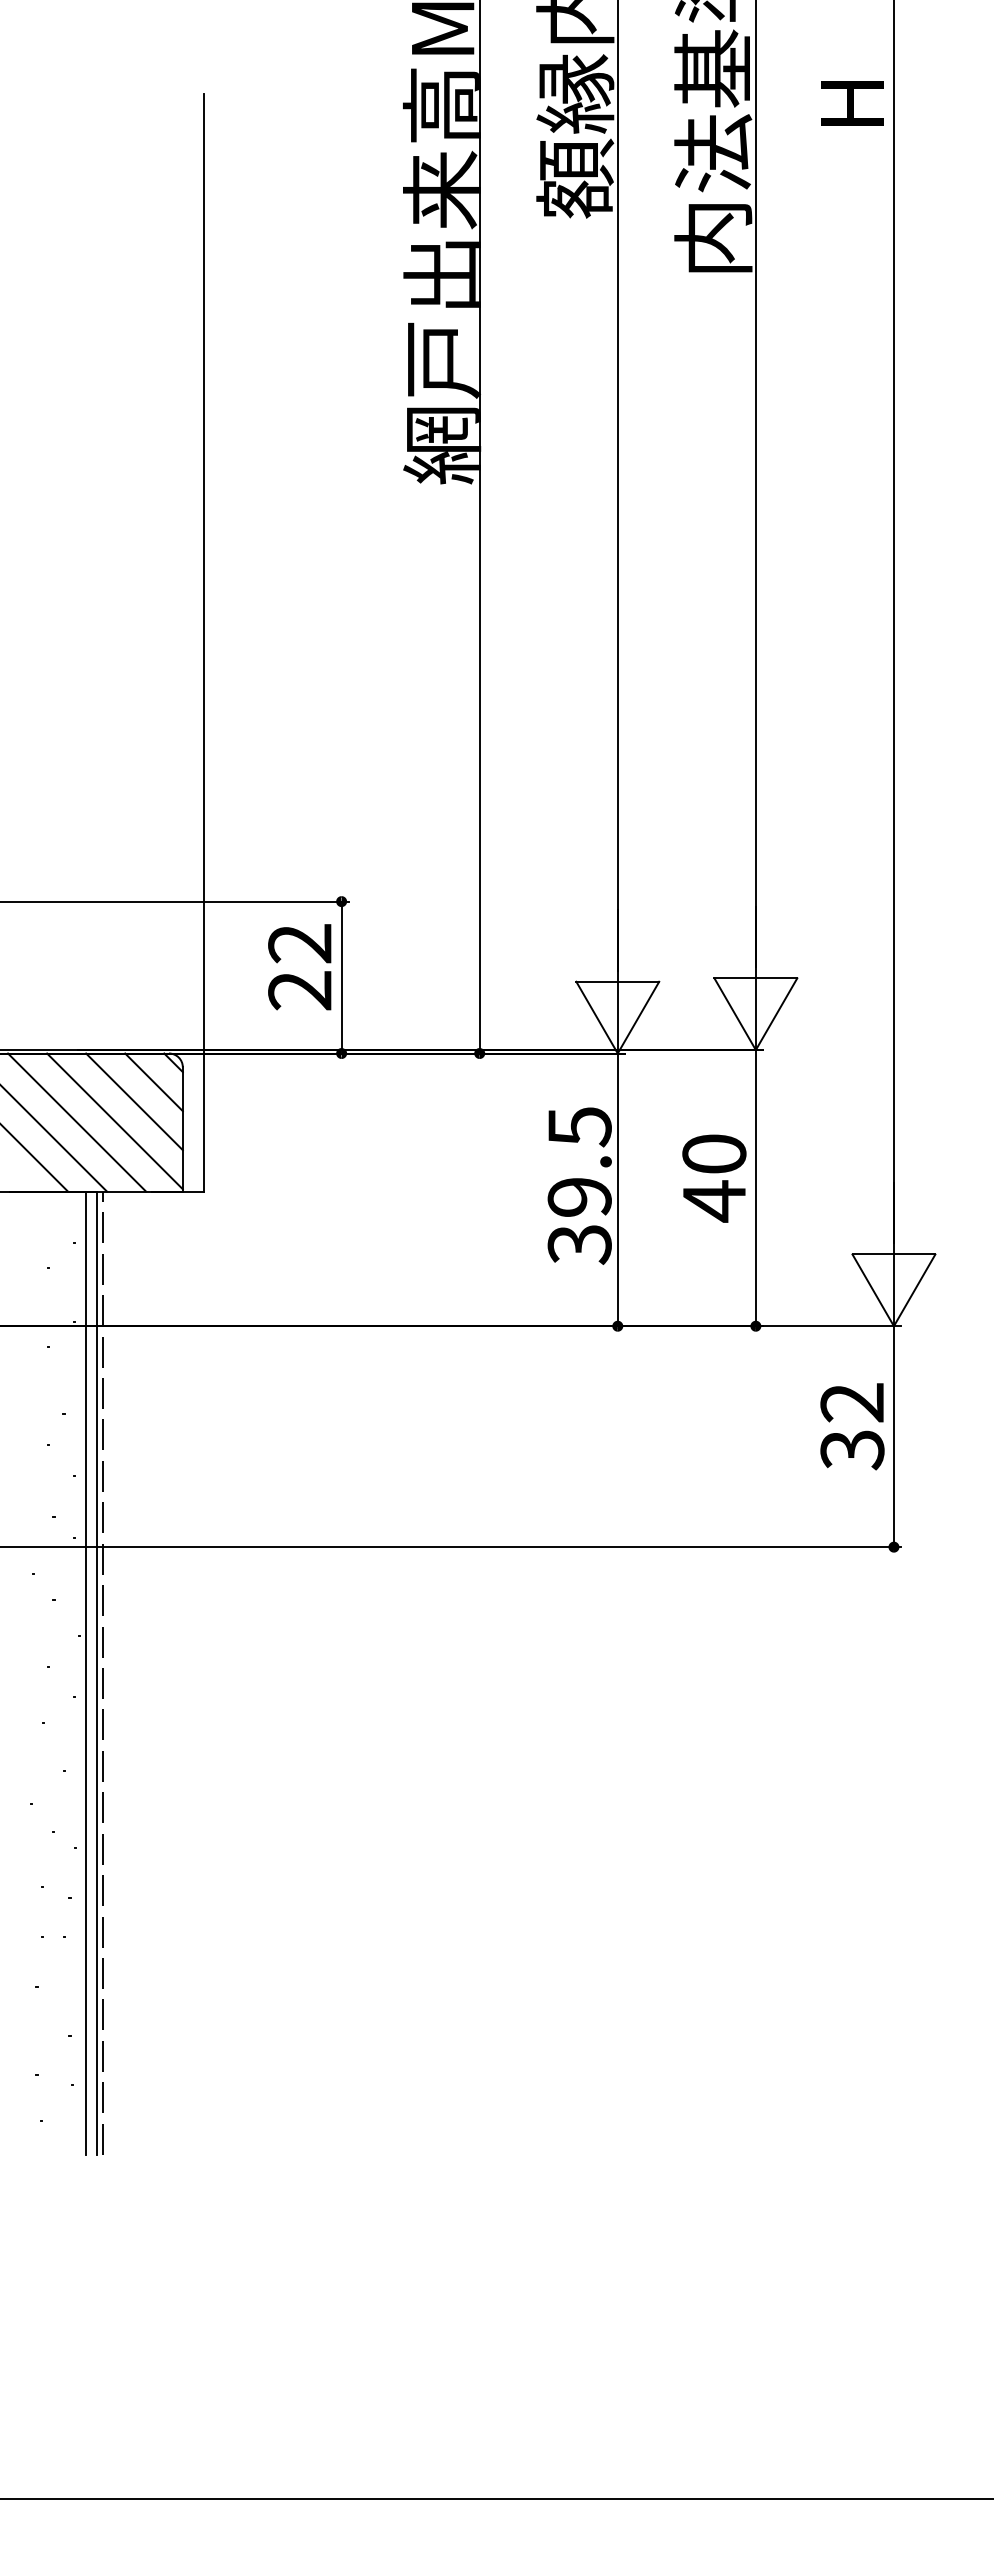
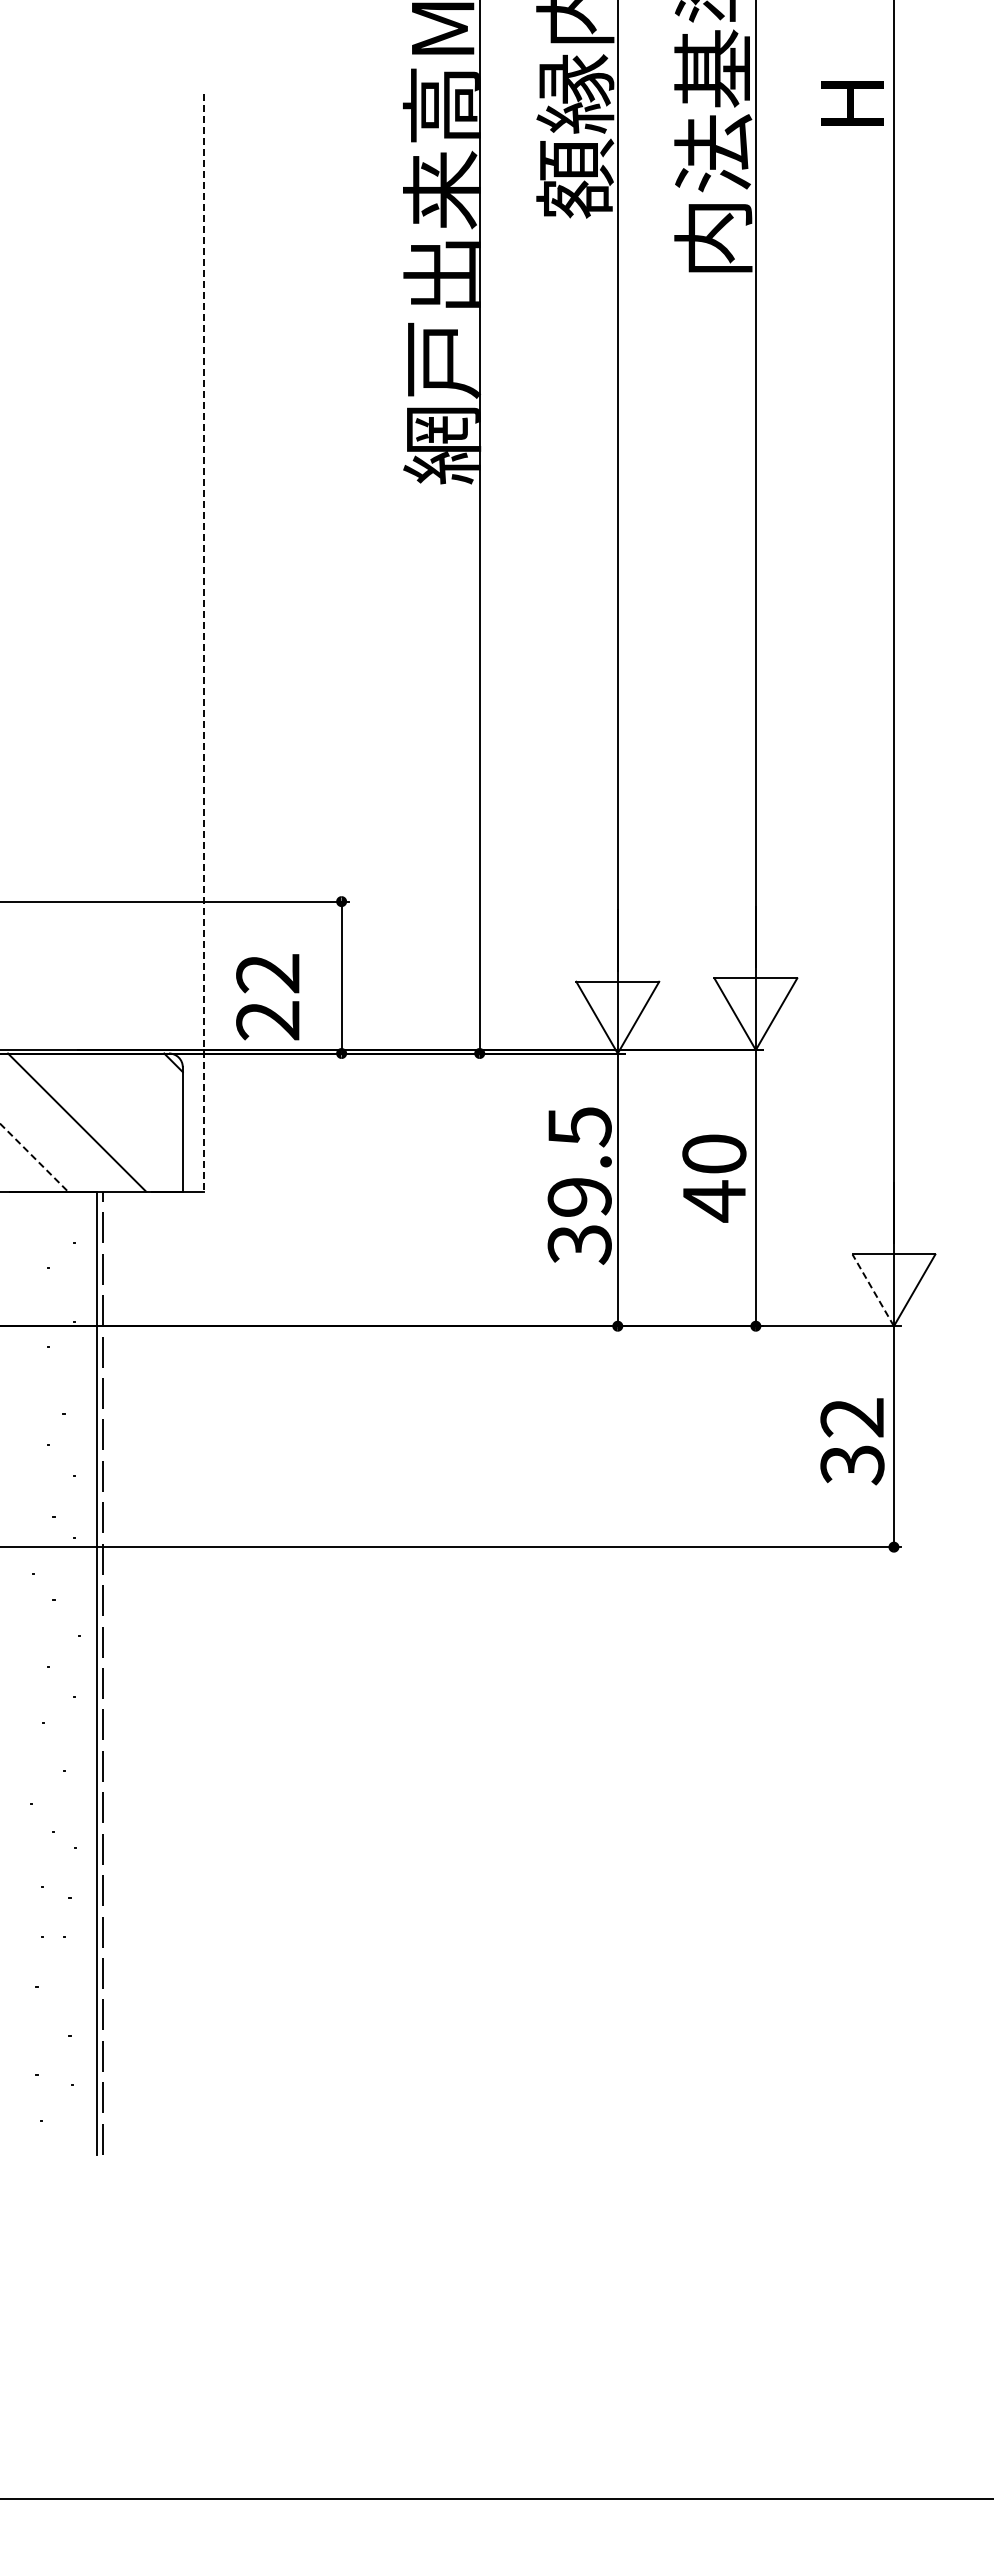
line: solid -> dashed (203, 642)
text position: (299, 967) -> (267, 997) (267, 997)
line: present -> none (153, 1082)
line: present -> none (134, 1101)
line: present -> none (114, 1121)
line: present -> none (54, 1138)
line: solid -> dashed (34, 1157)
line: solid -> dashed (872, 1289)
text position: (852, 1426) -> (852, 1441) (852, 1441)
line: present -> none (86, 1672)
